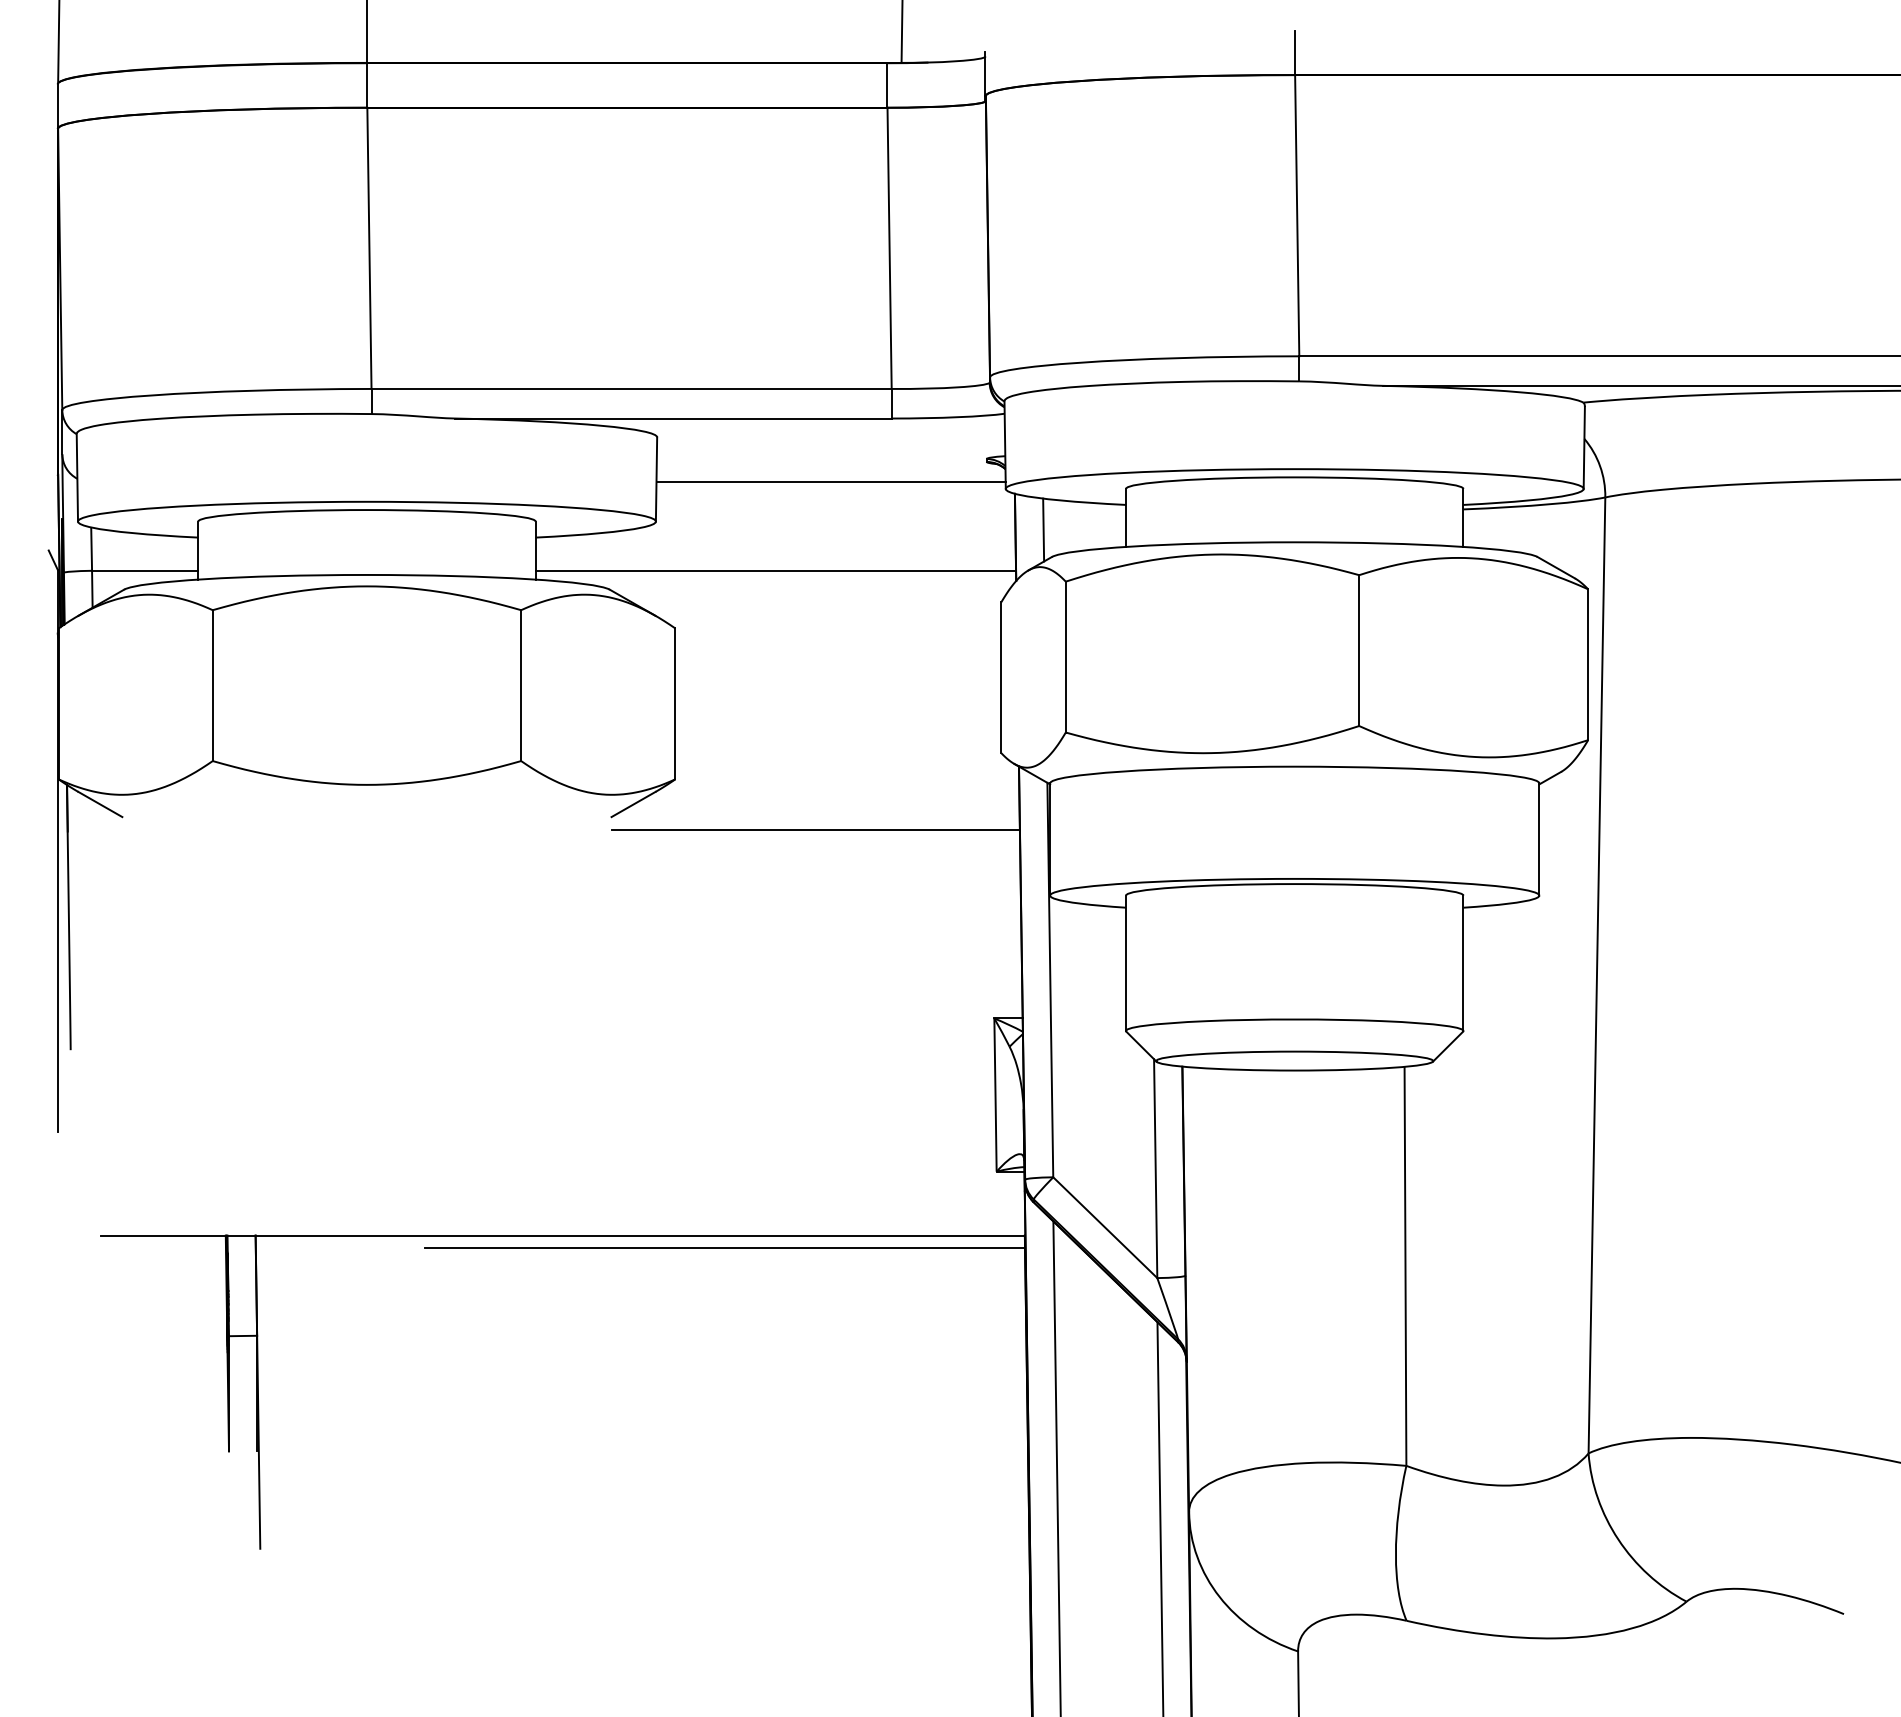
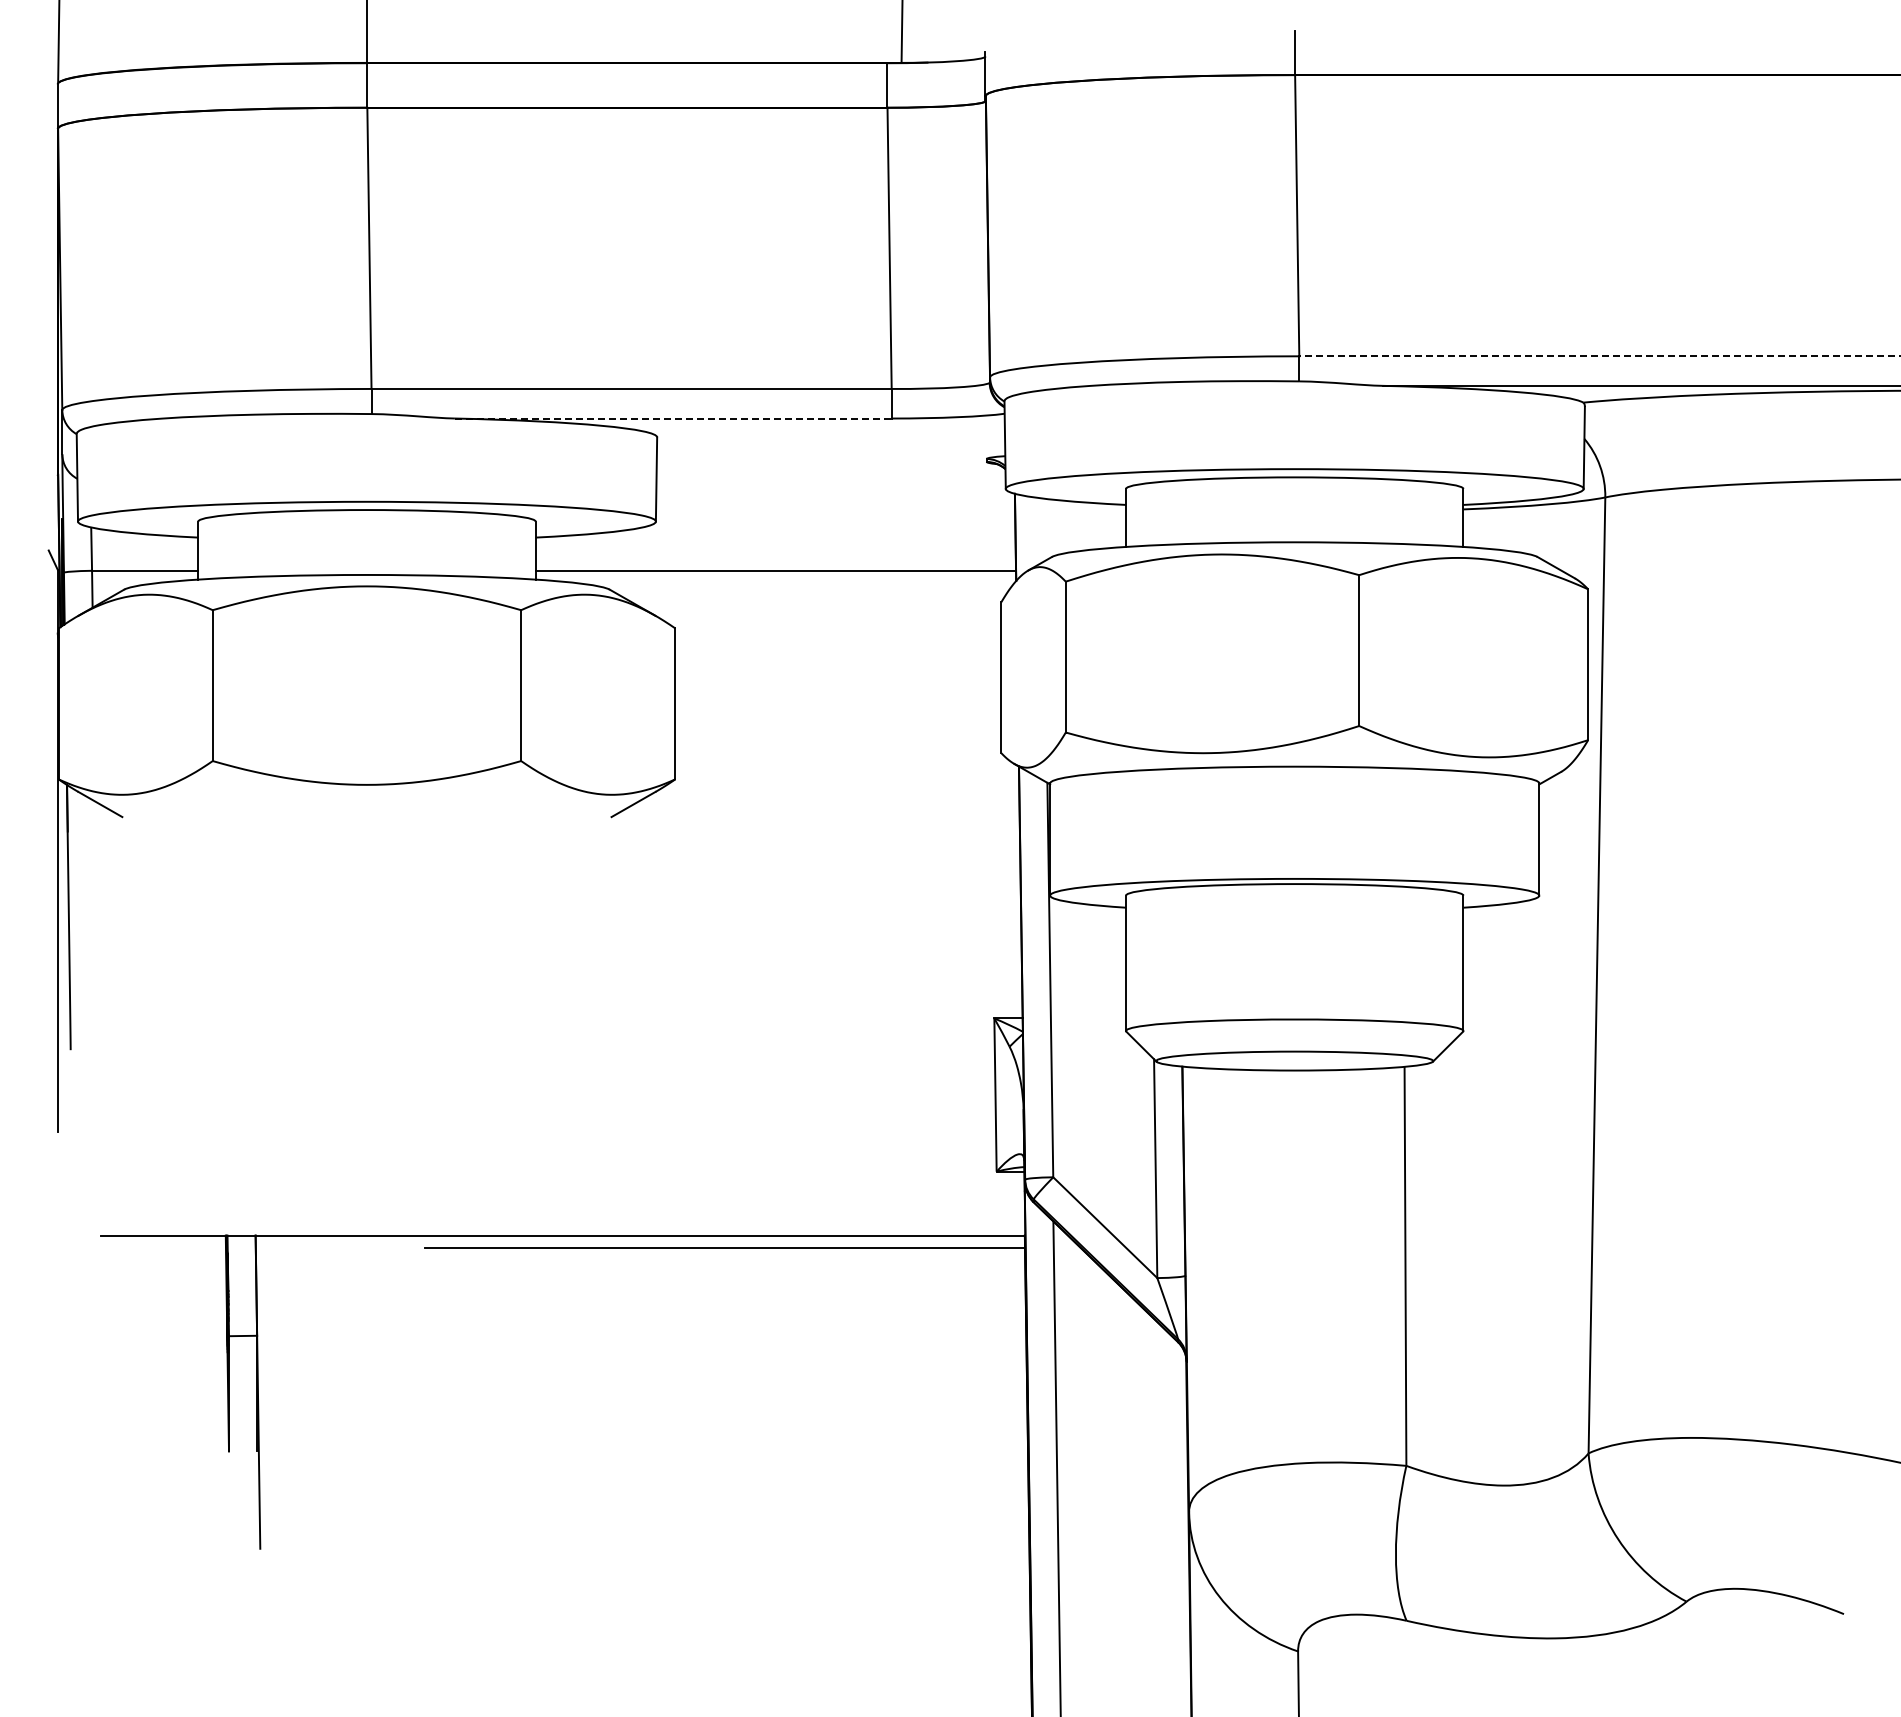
line: solid -> dashed (1599, 356)
line: solid -> dashed (673, 418)
line: present -> none (830, 482)
line: present -> none (1043, 529)
line: present -> none (815, 829)
line: present -> none (1160, 1517)
